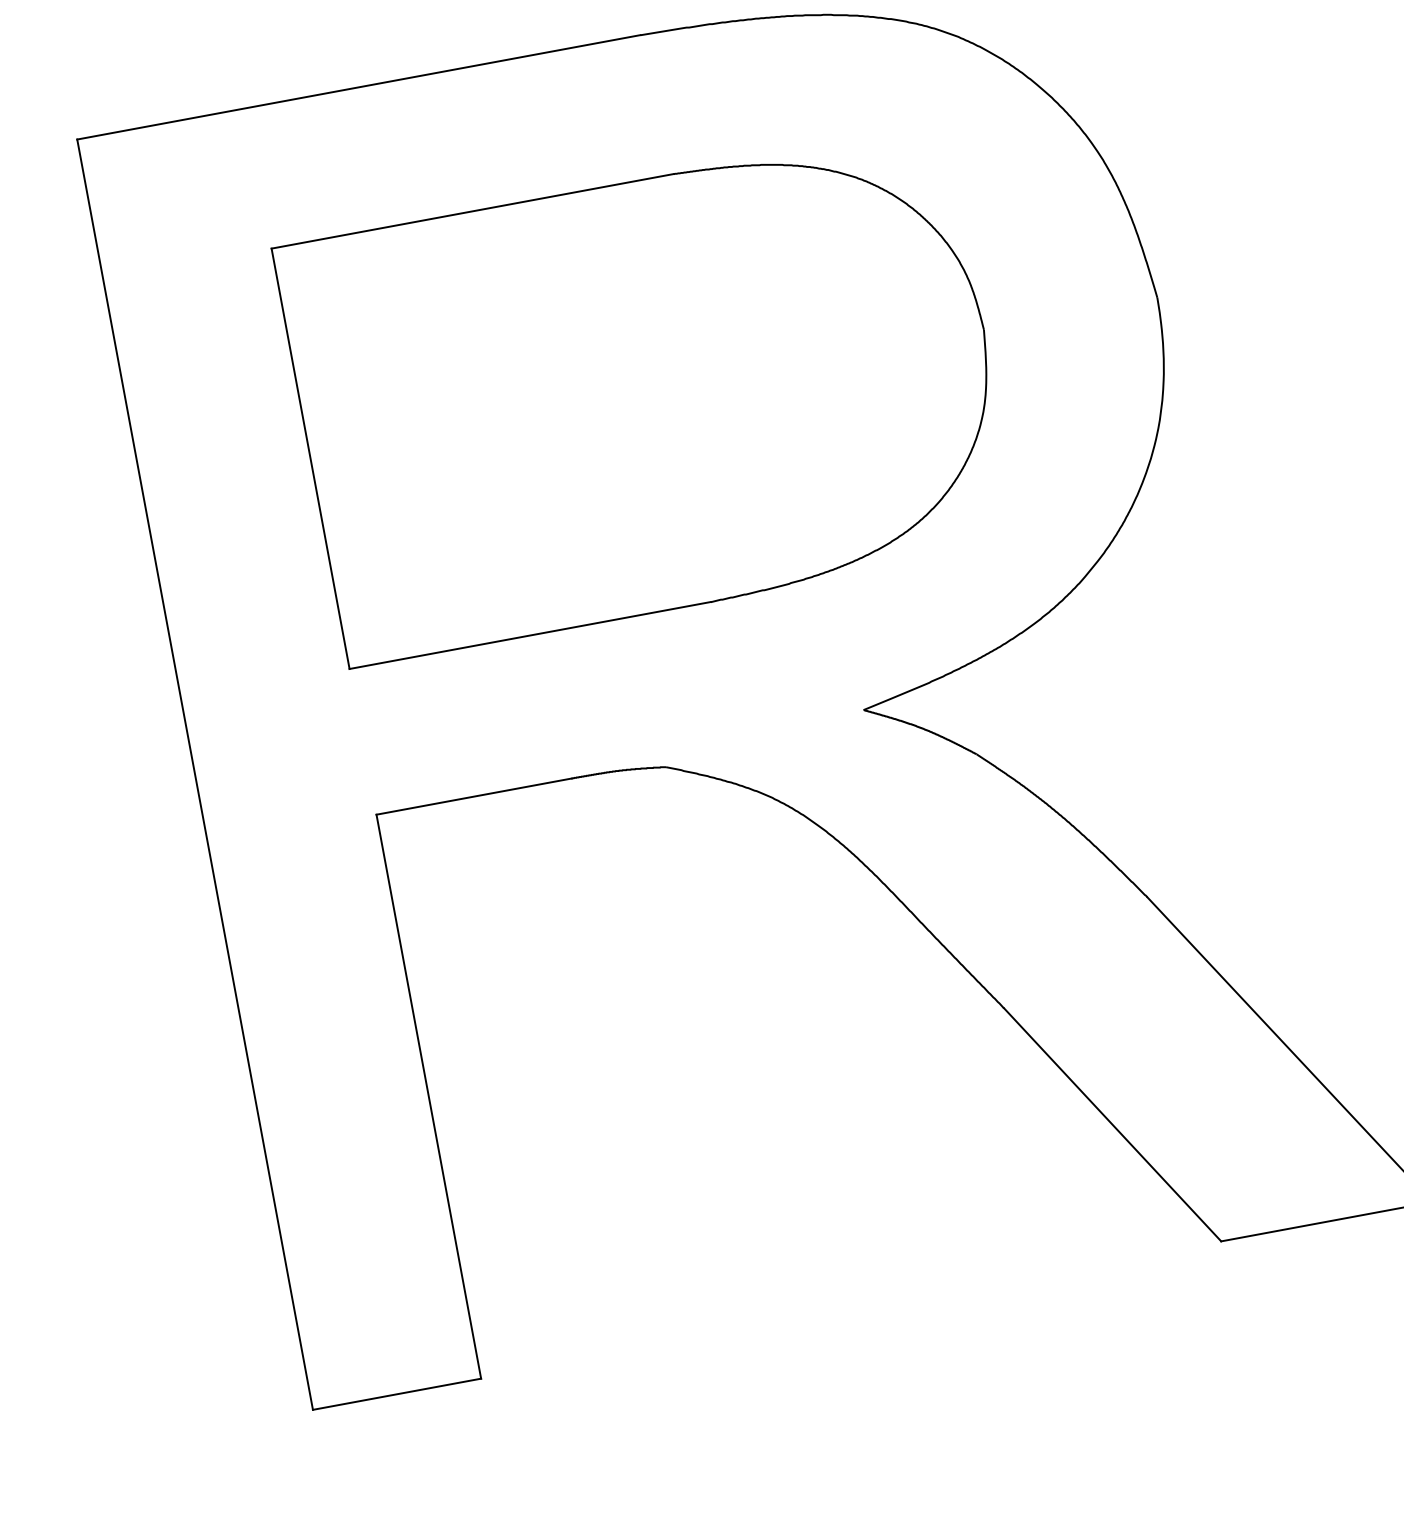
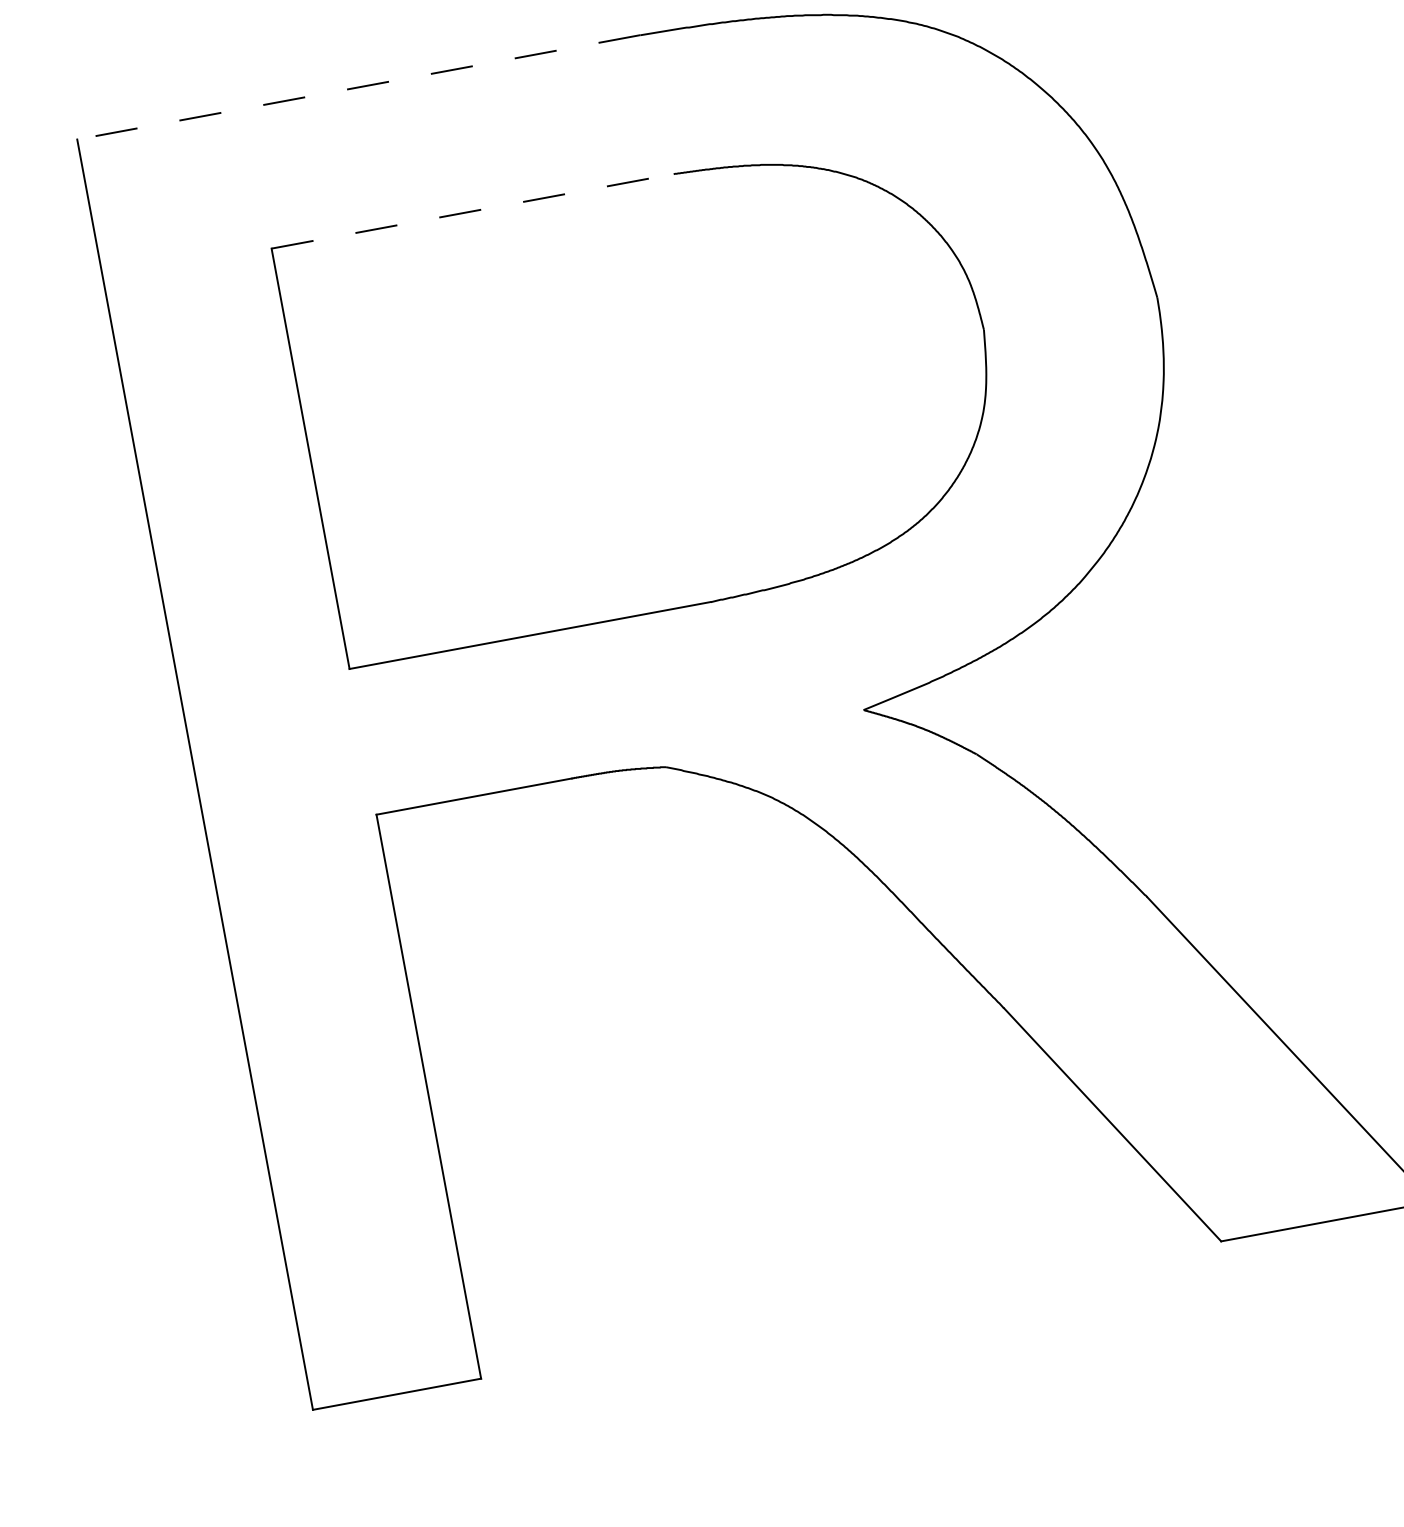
line: solid -> dashed (358, 87)
line: solid -> dashed (473, 211)
